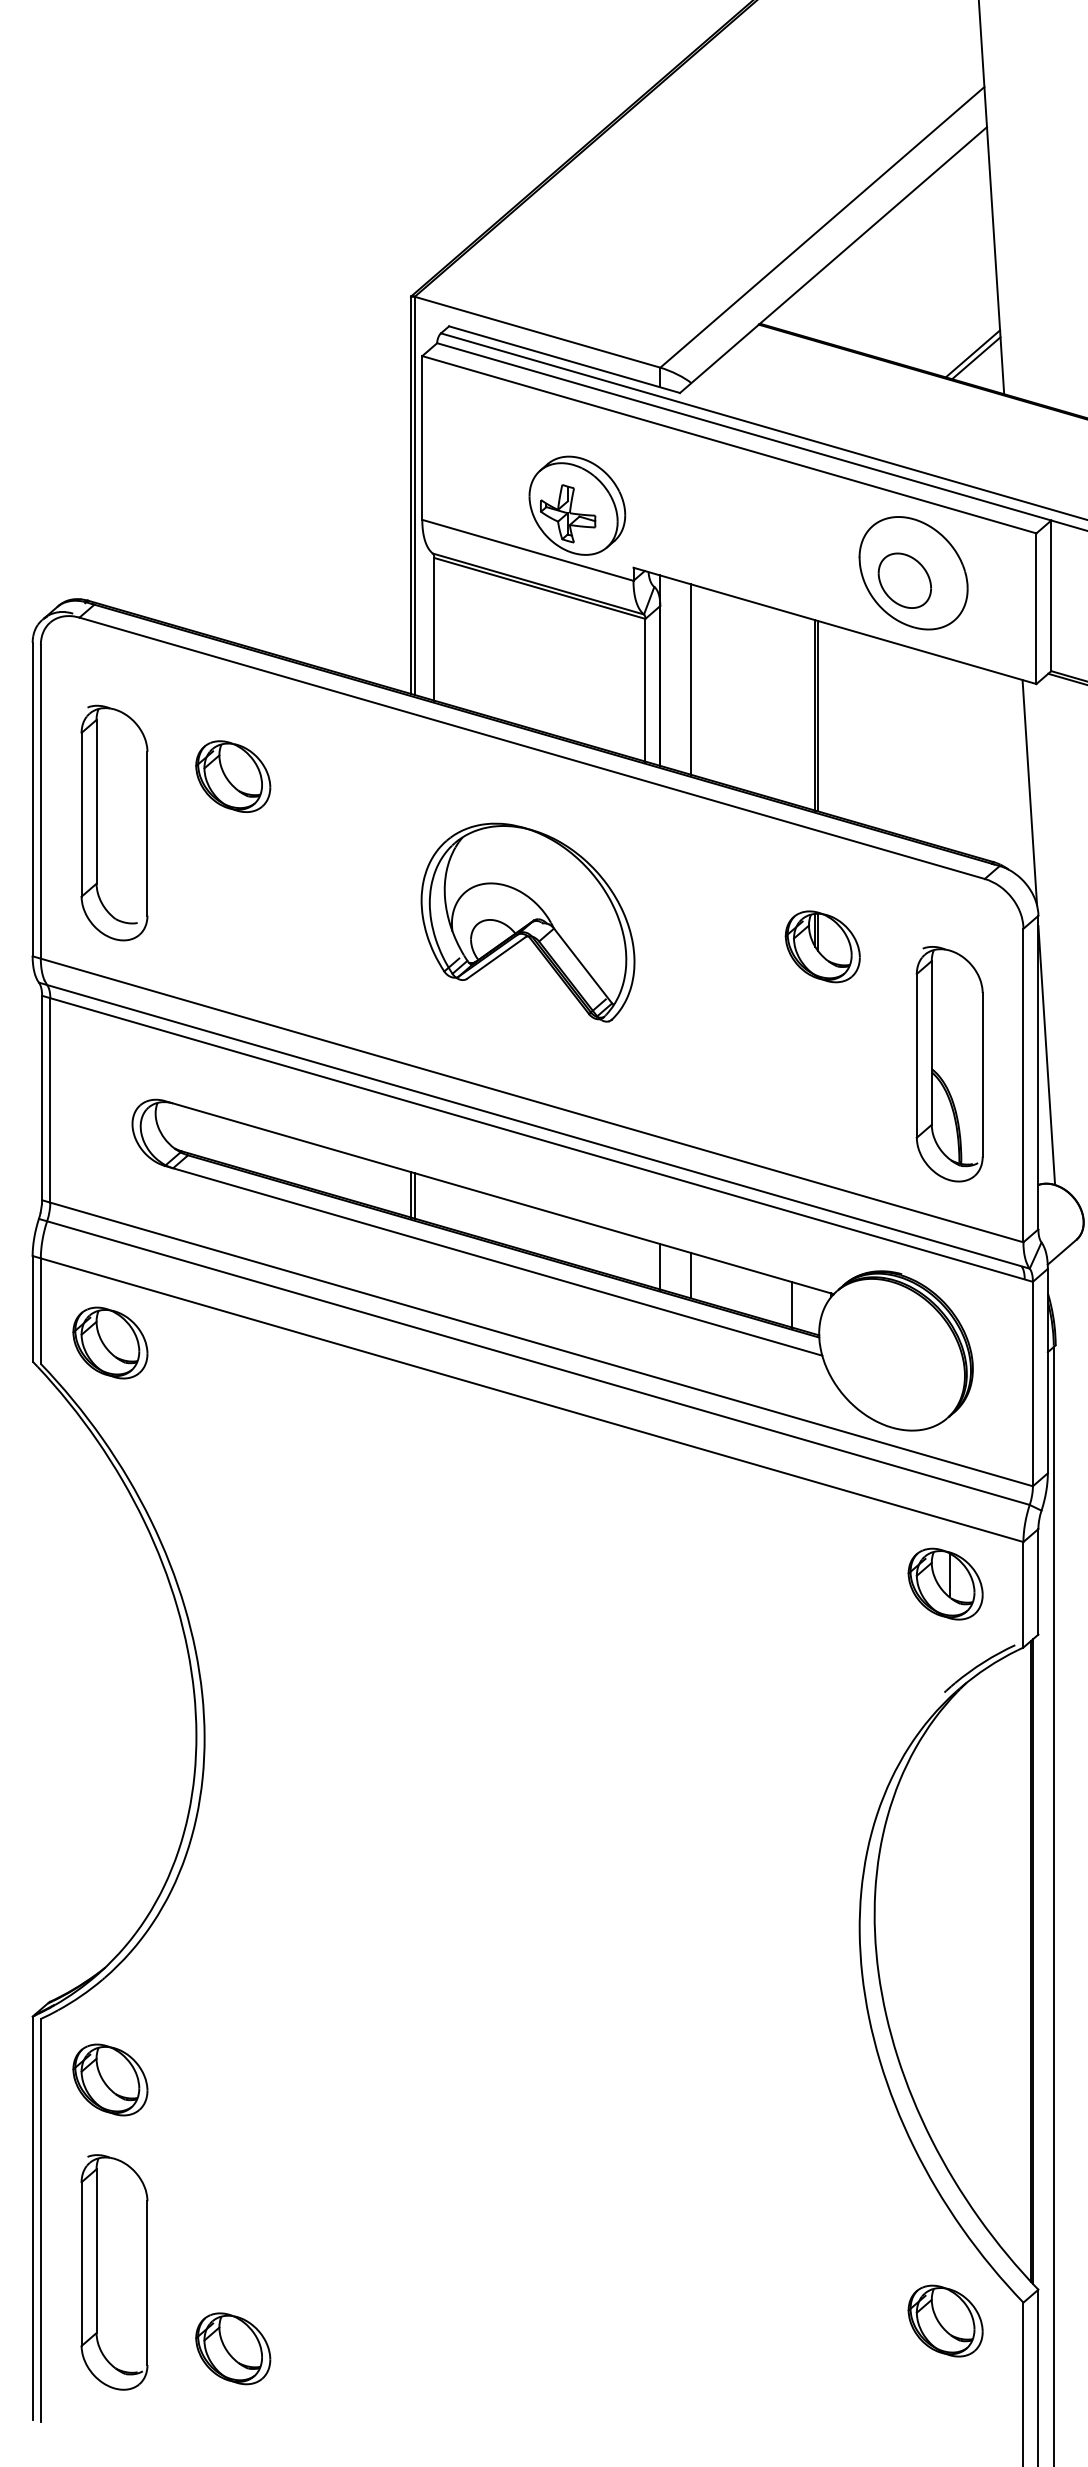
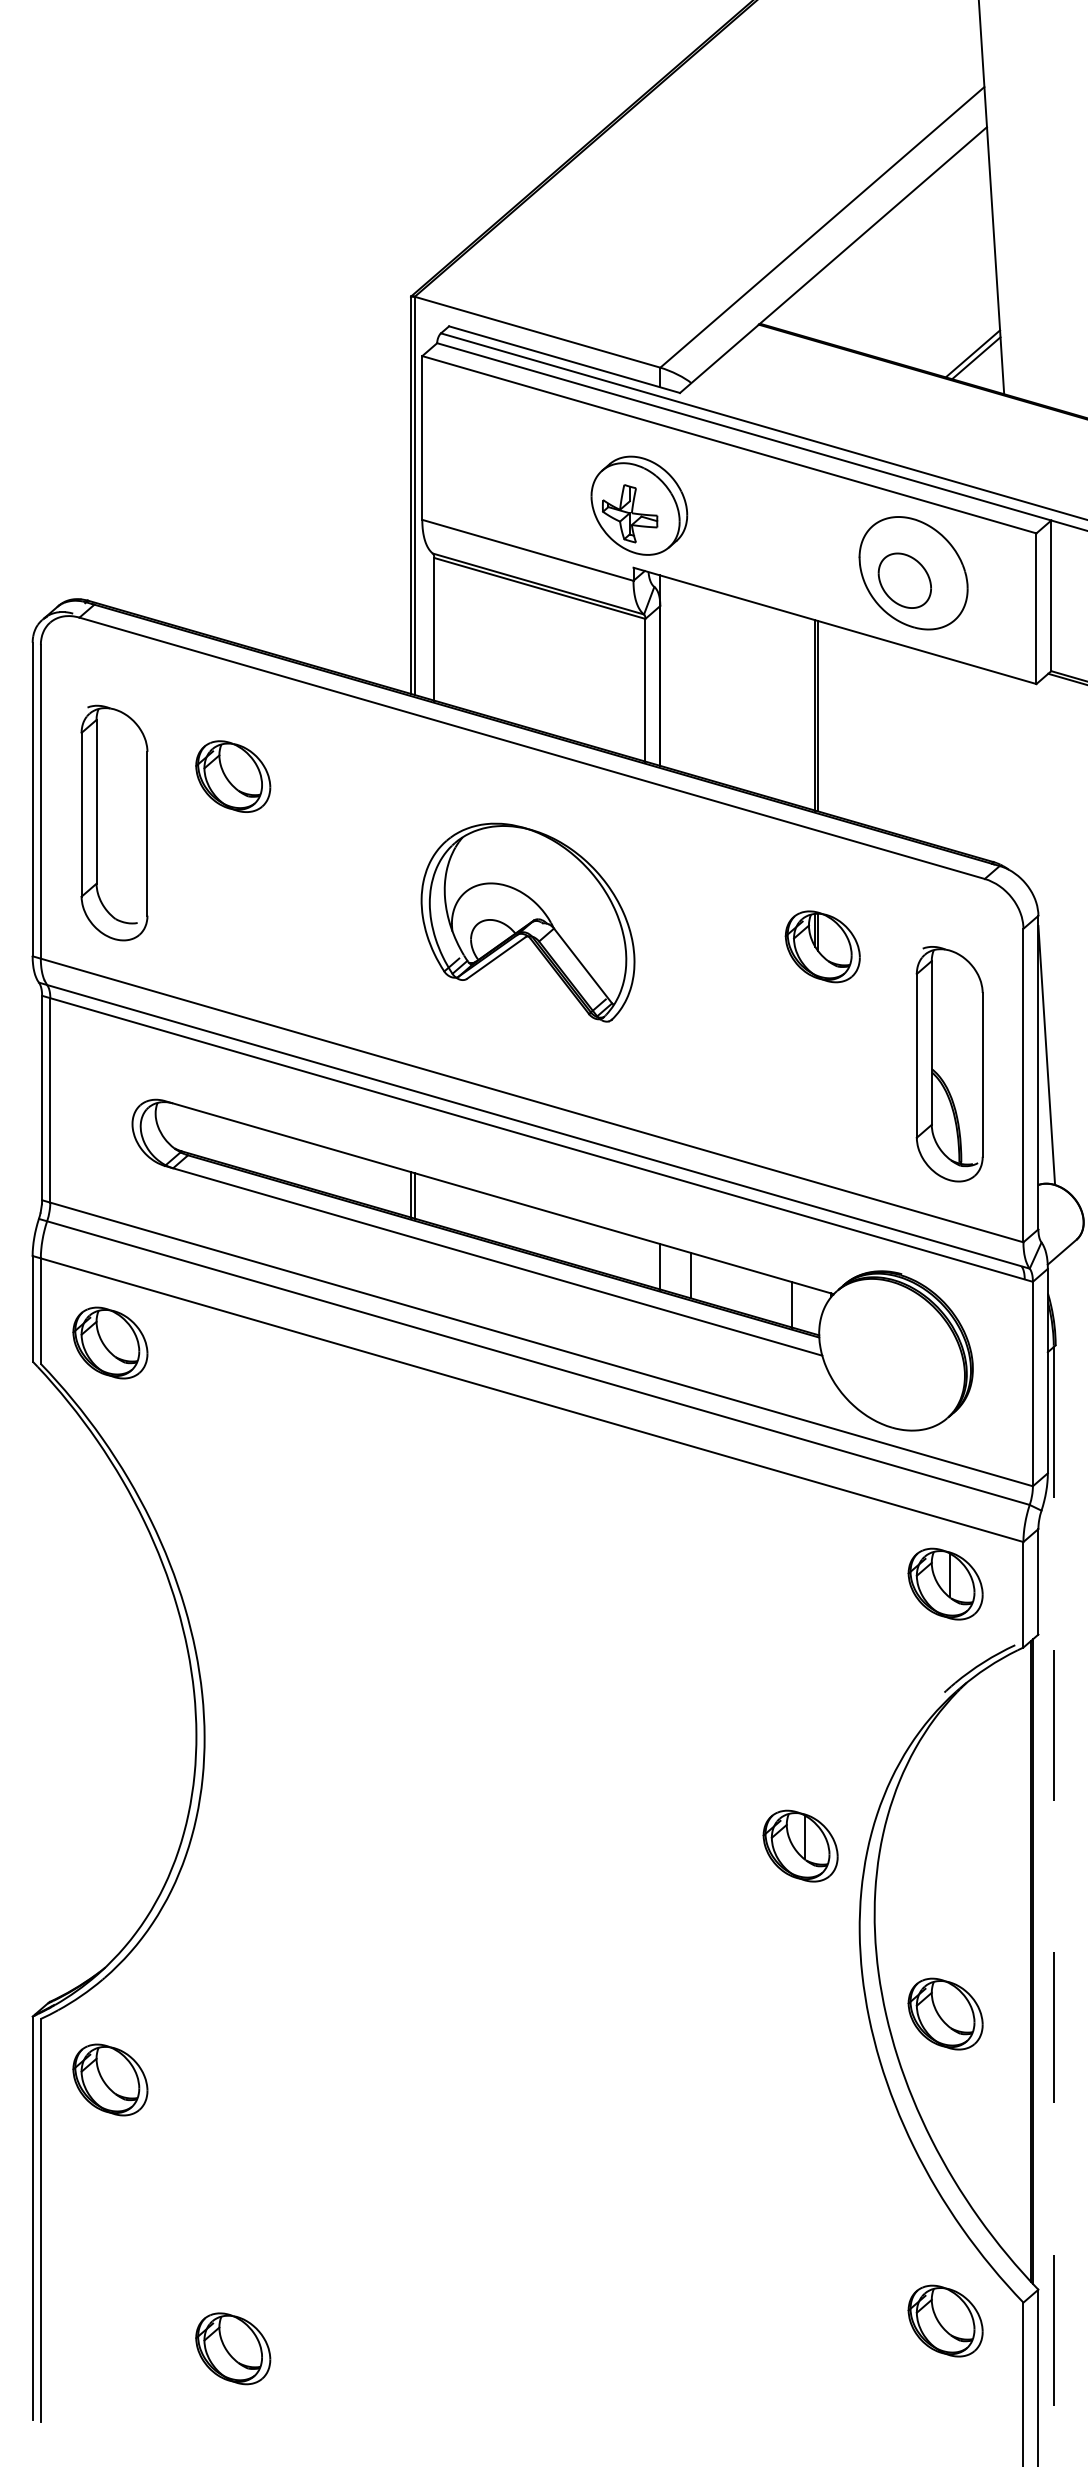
part position: (577, 505) -> (639, 505) (639, 505)
line: present -> none (691, 679)
line: present -> none (1029, 792)
part: none -> present (800, 1845)
line: solid -> dashed (1053, 1906)
part: none -> present (945, 2013)
part: present -> none (114, 2272)
